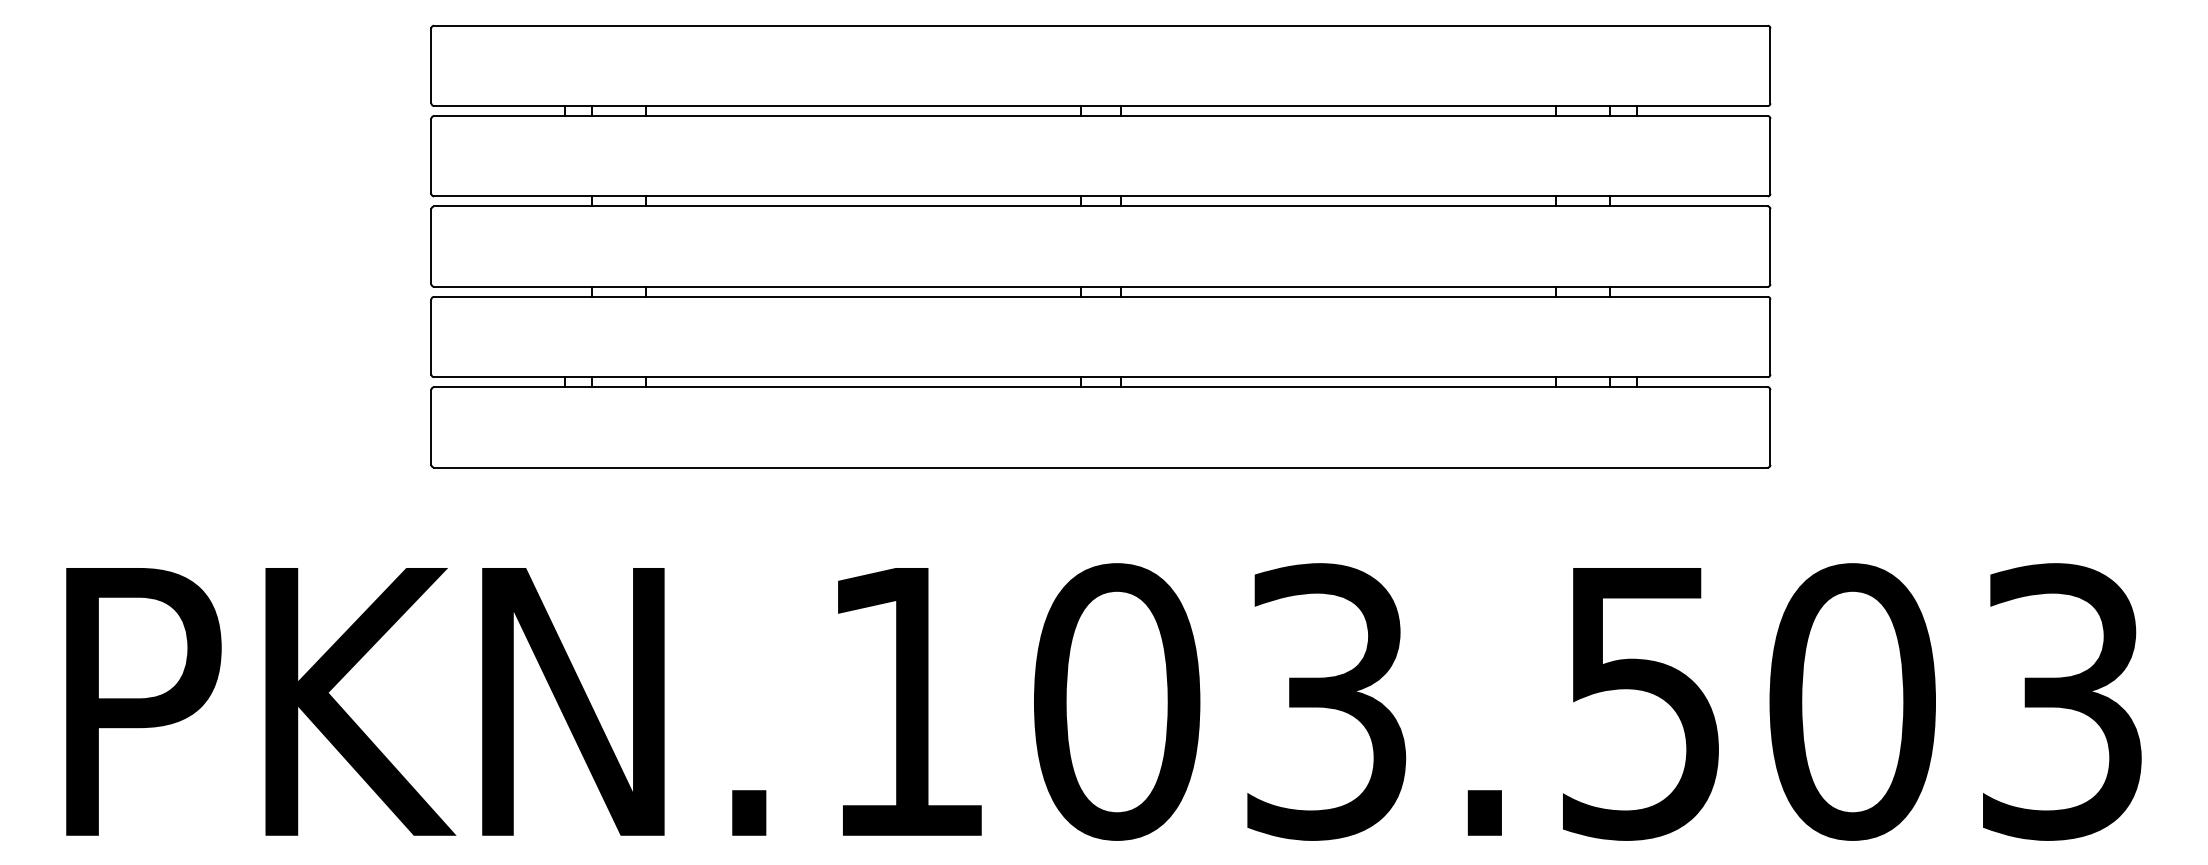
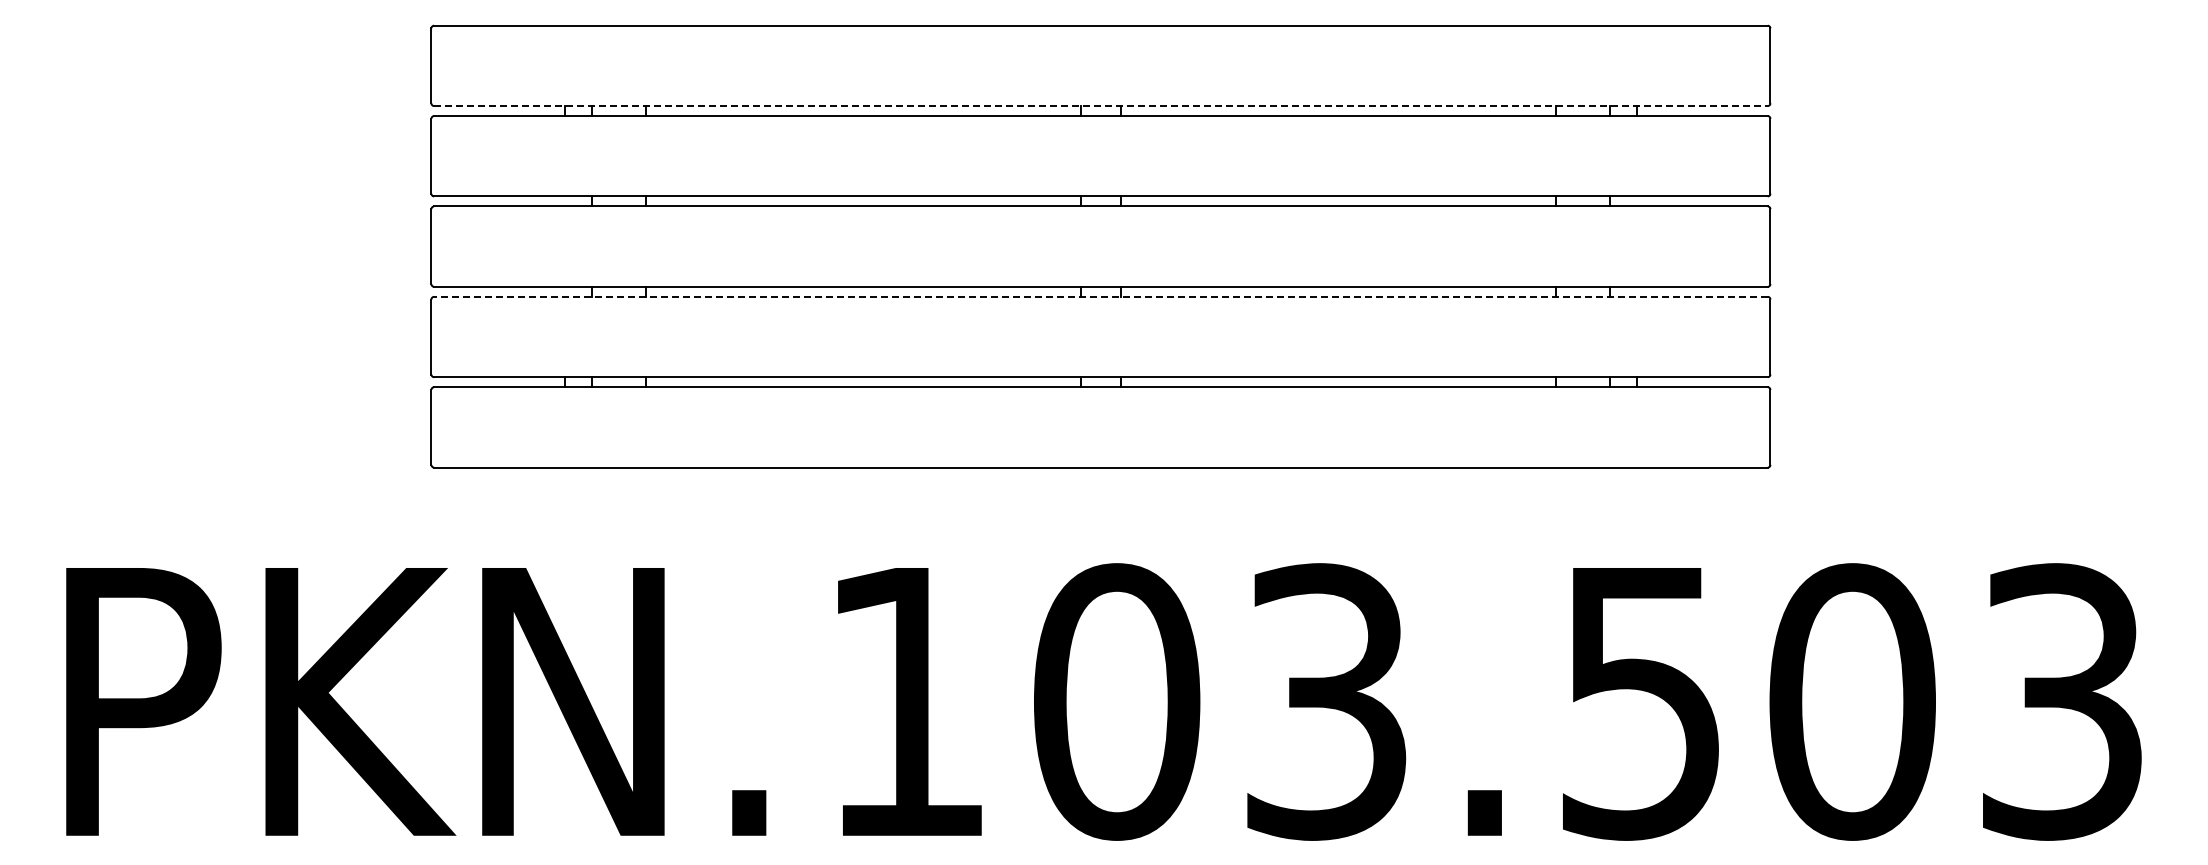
line: solid -> dashed (1100, 106)
line: solid -> dashed (1100, 296)
